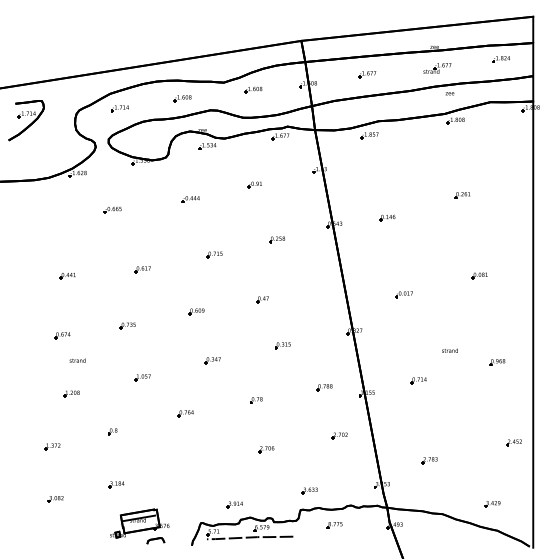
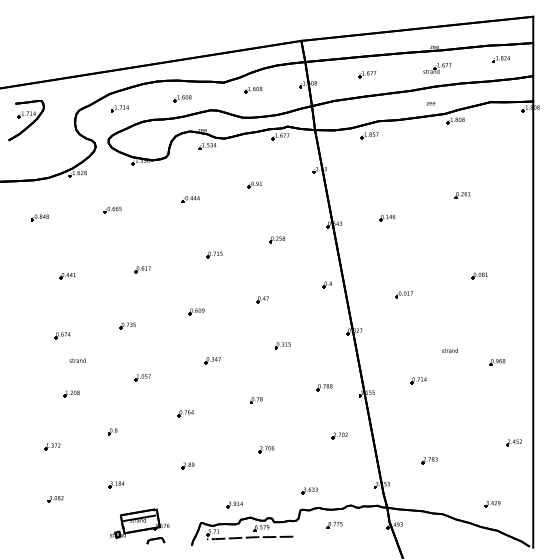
text position: (449, 93) -> (430, 103) (430, 103)
part: none -> present (39, 217)
part: none -> present (326, 284)
part: none -> present (187, 465)
